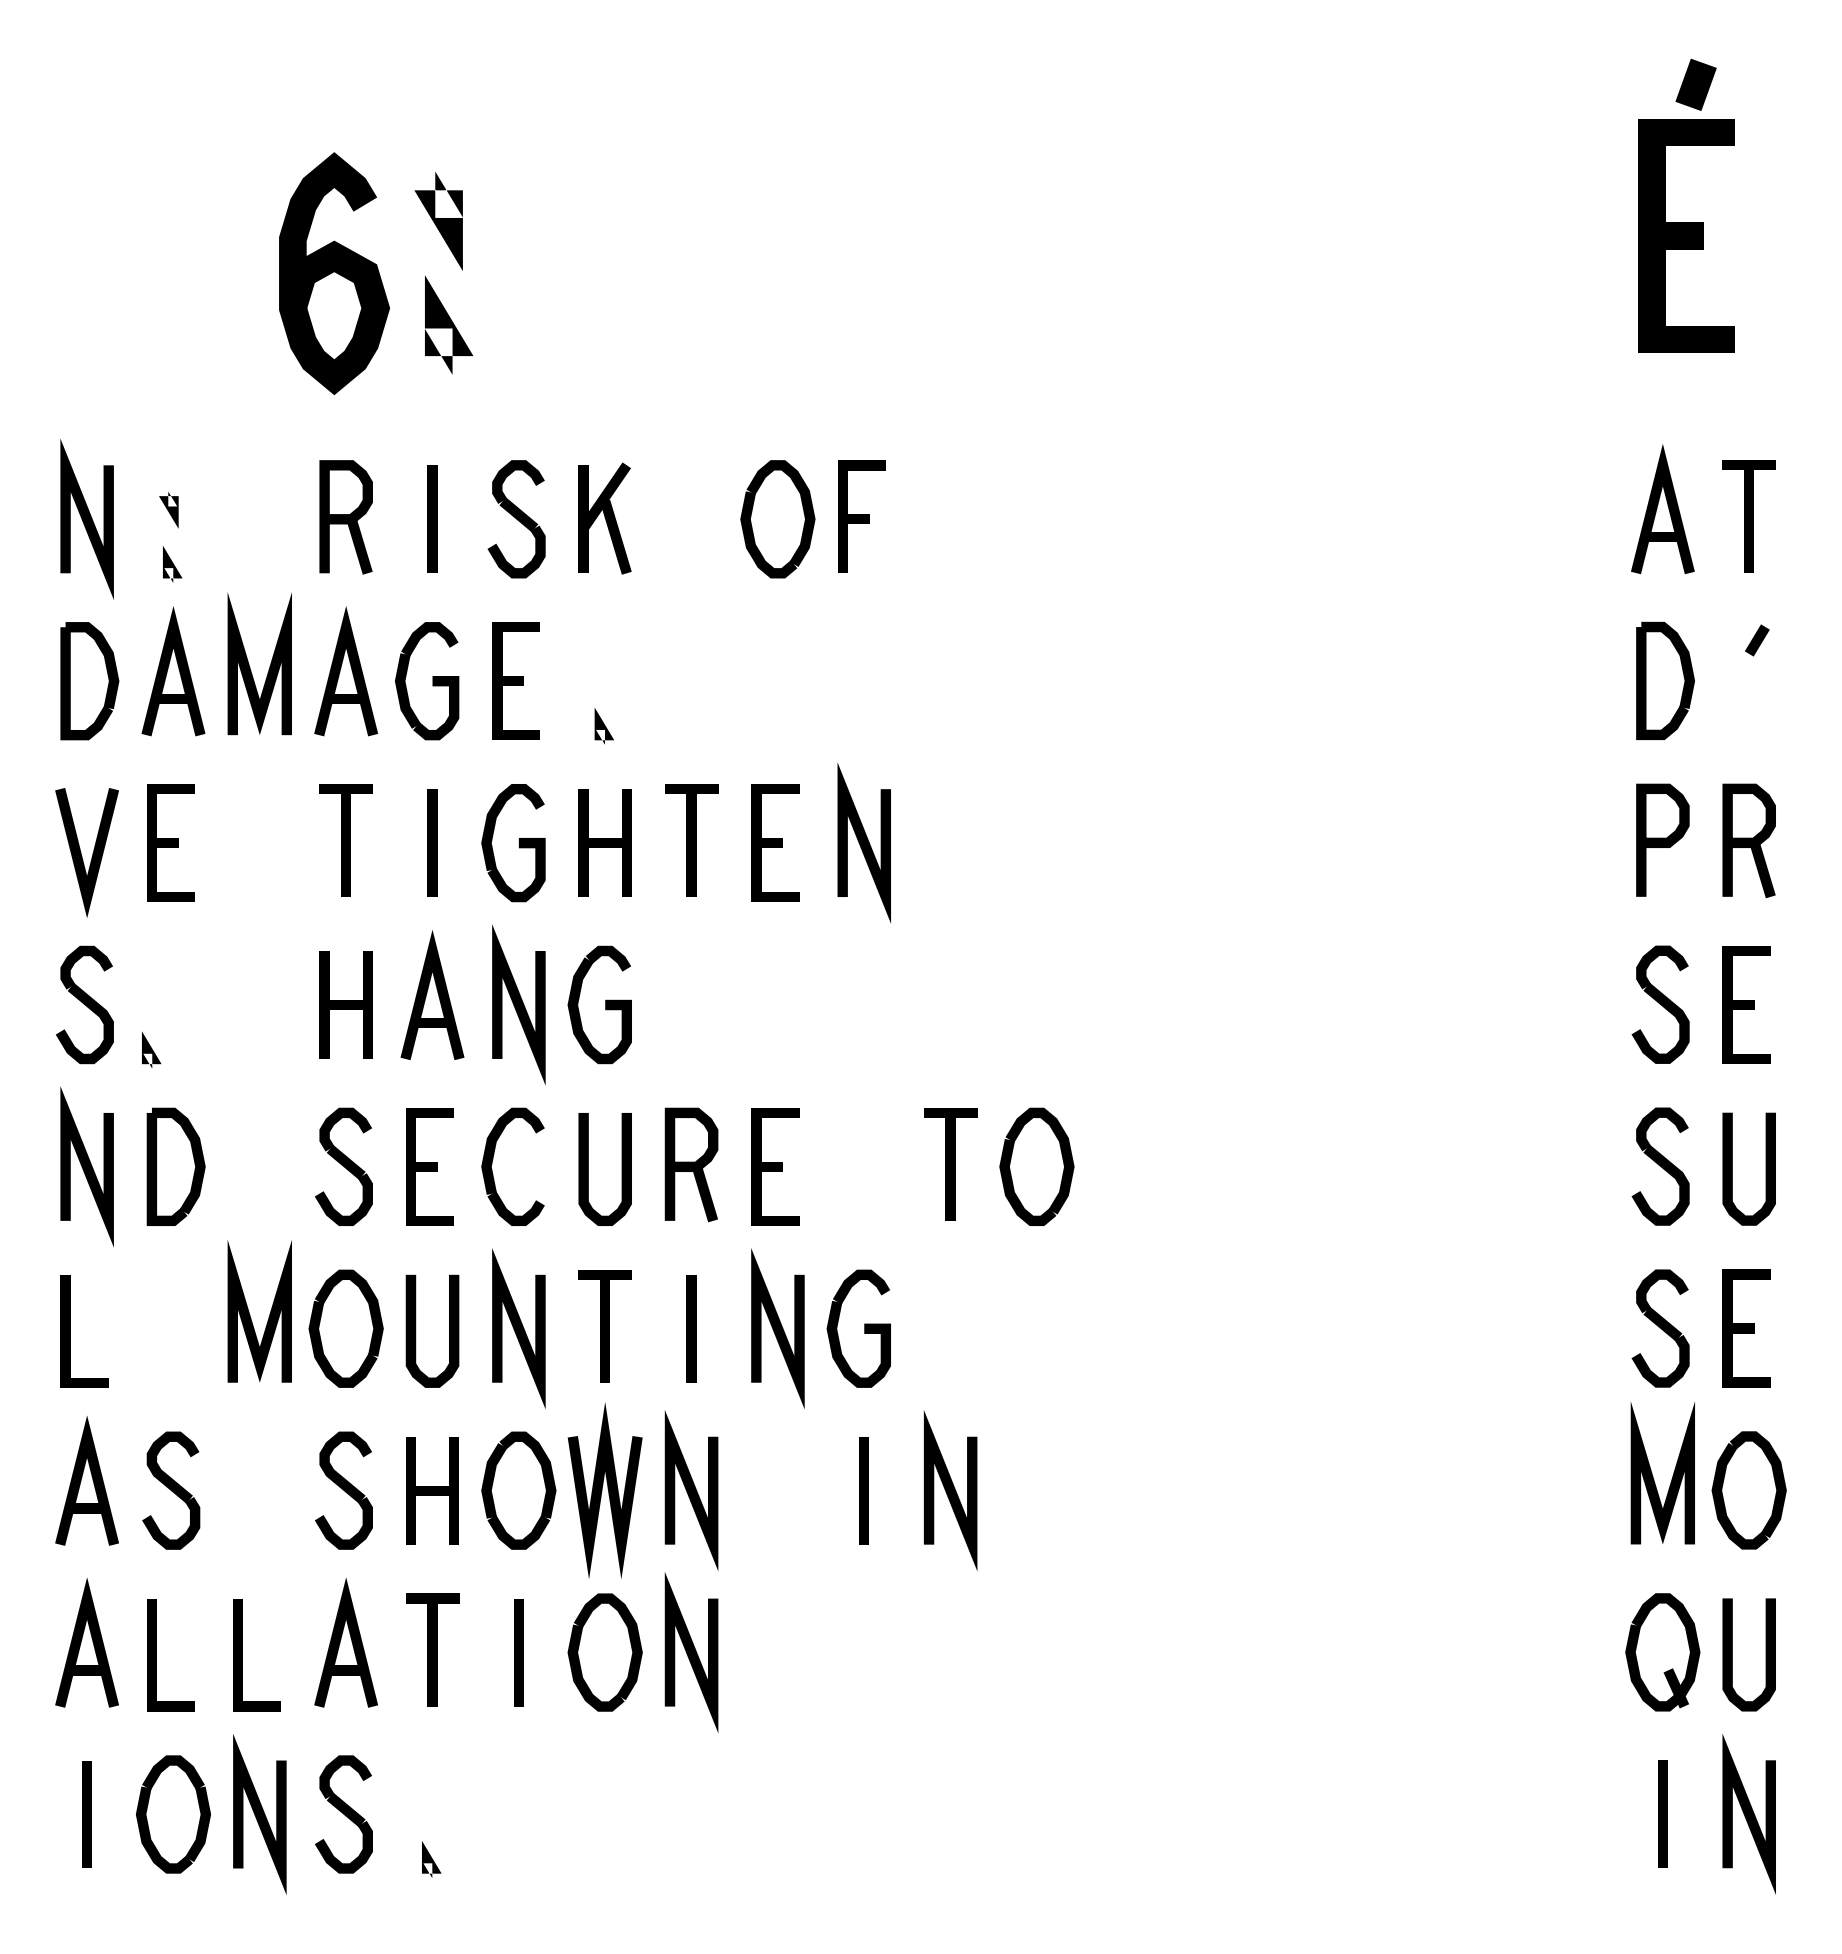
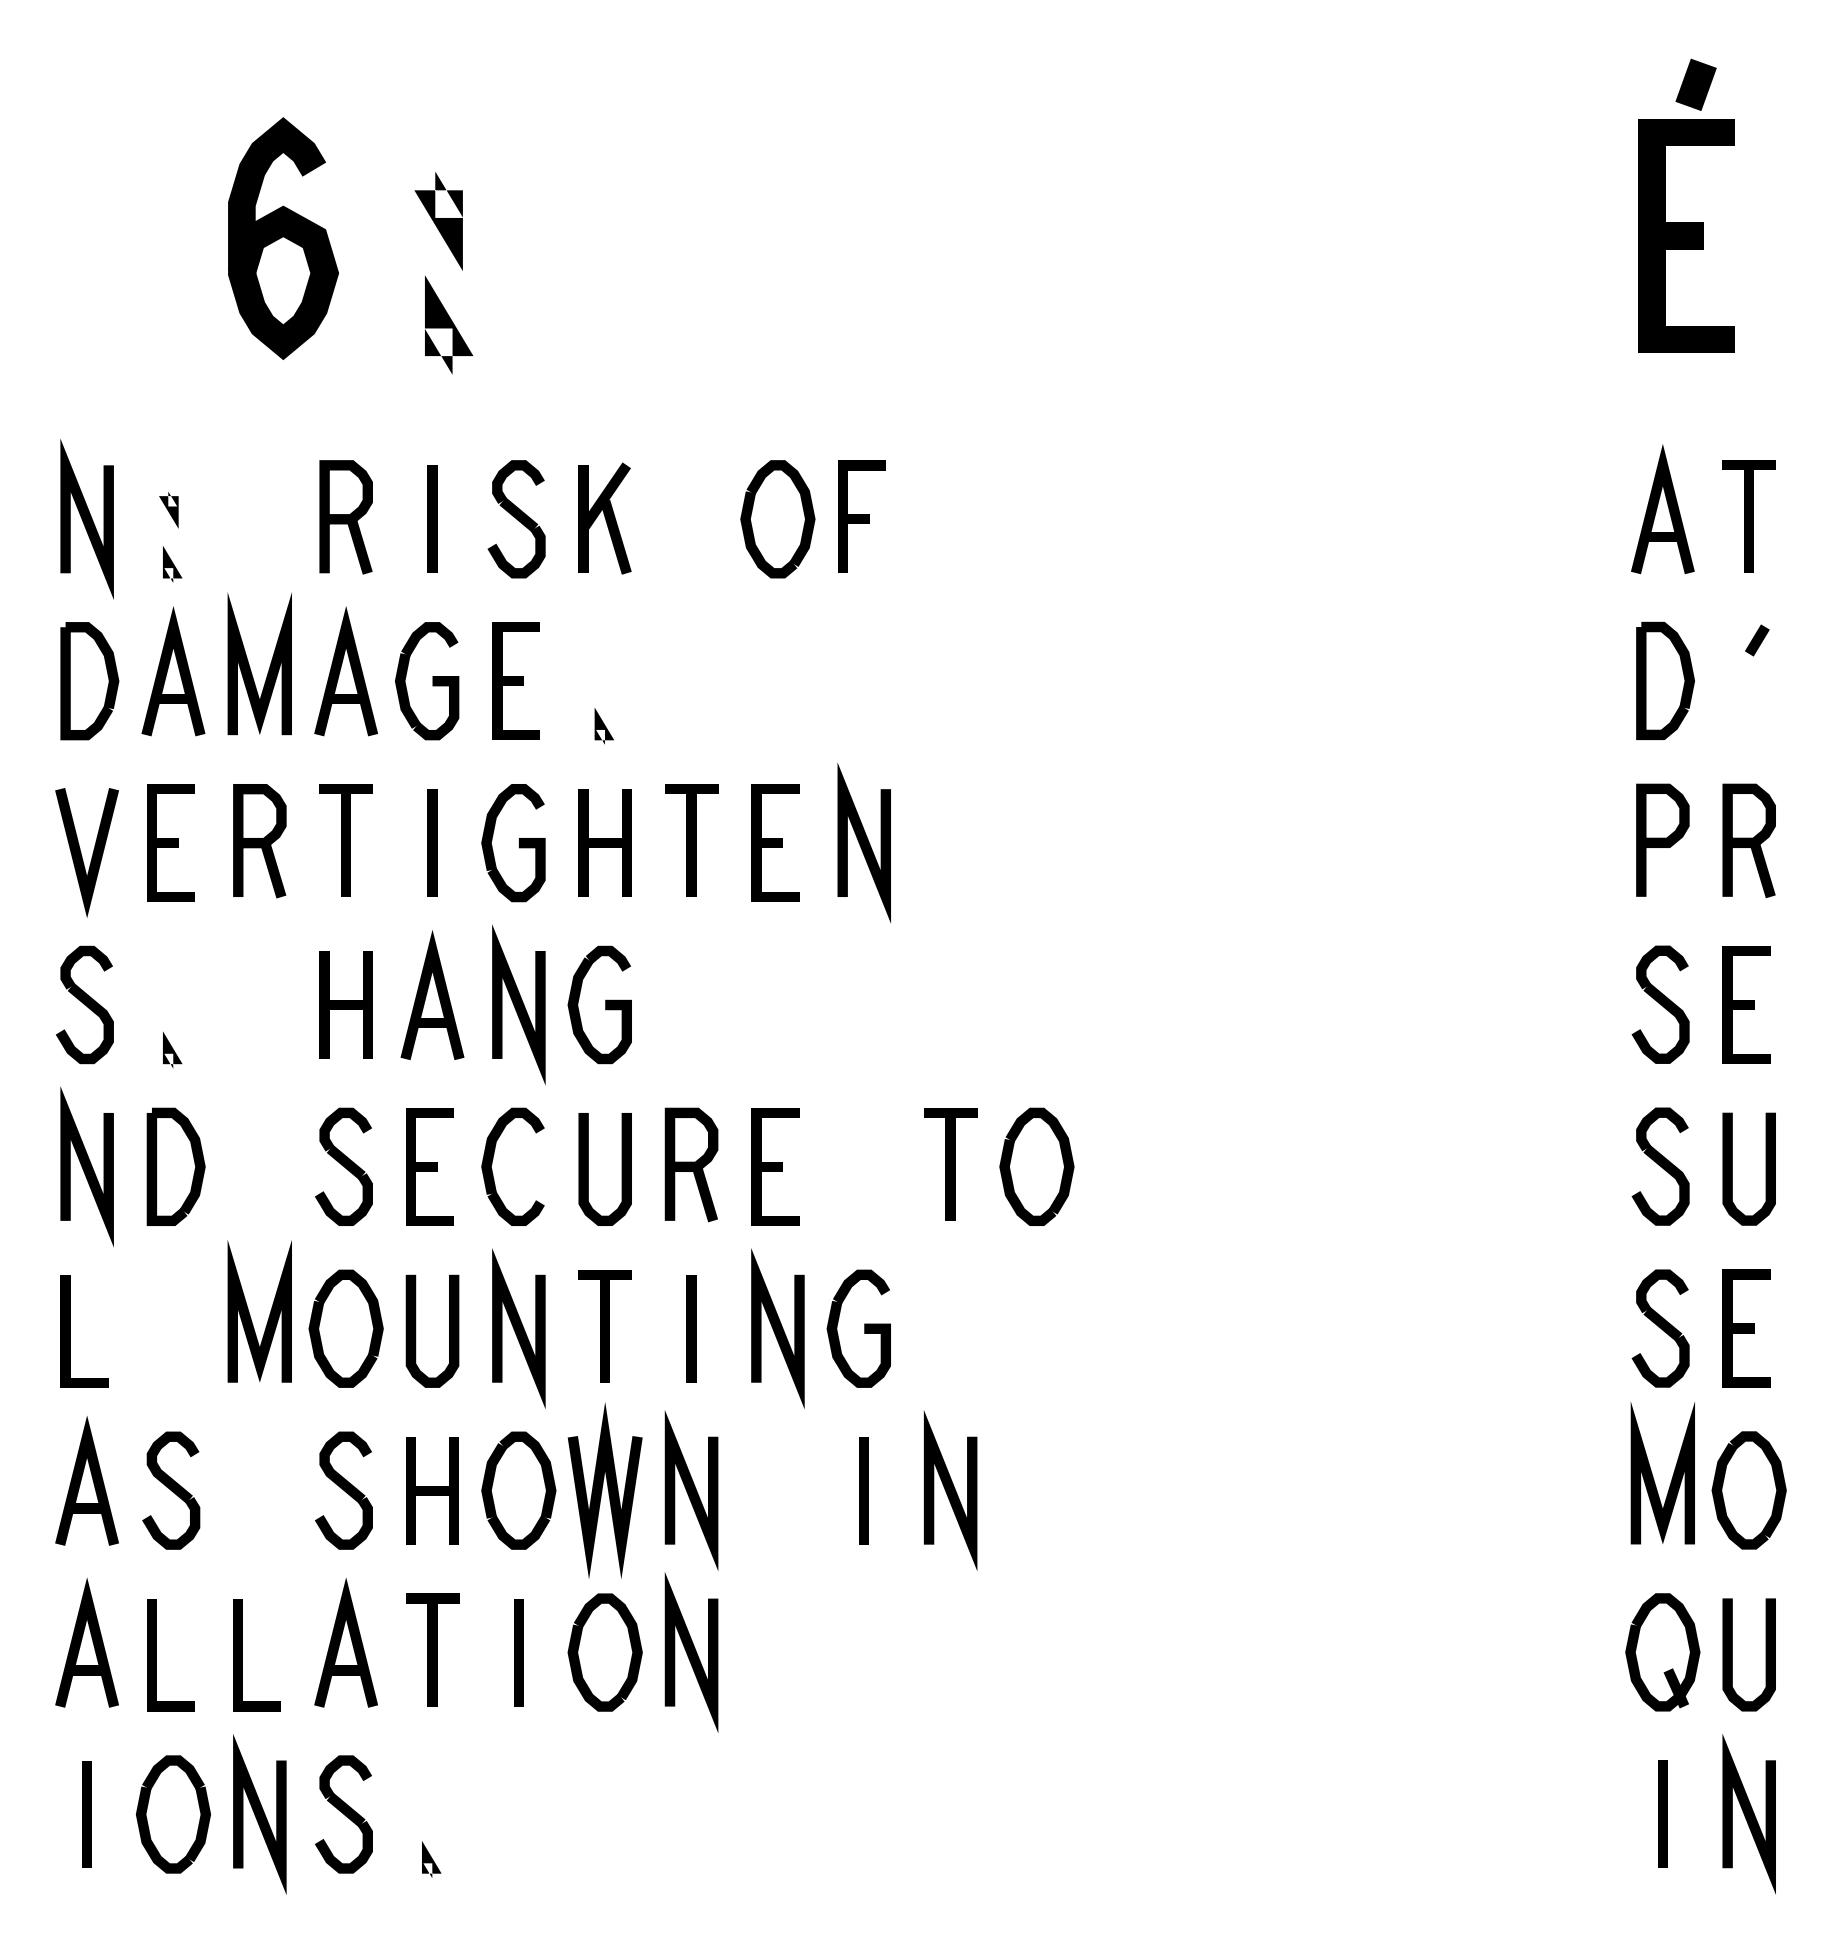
curve position: (334, 272) -> (283, 237) (283, 237)
part: none -> present (259, 841)
part position: (151, 1050) -> (172, 1050) (172, 1050)
